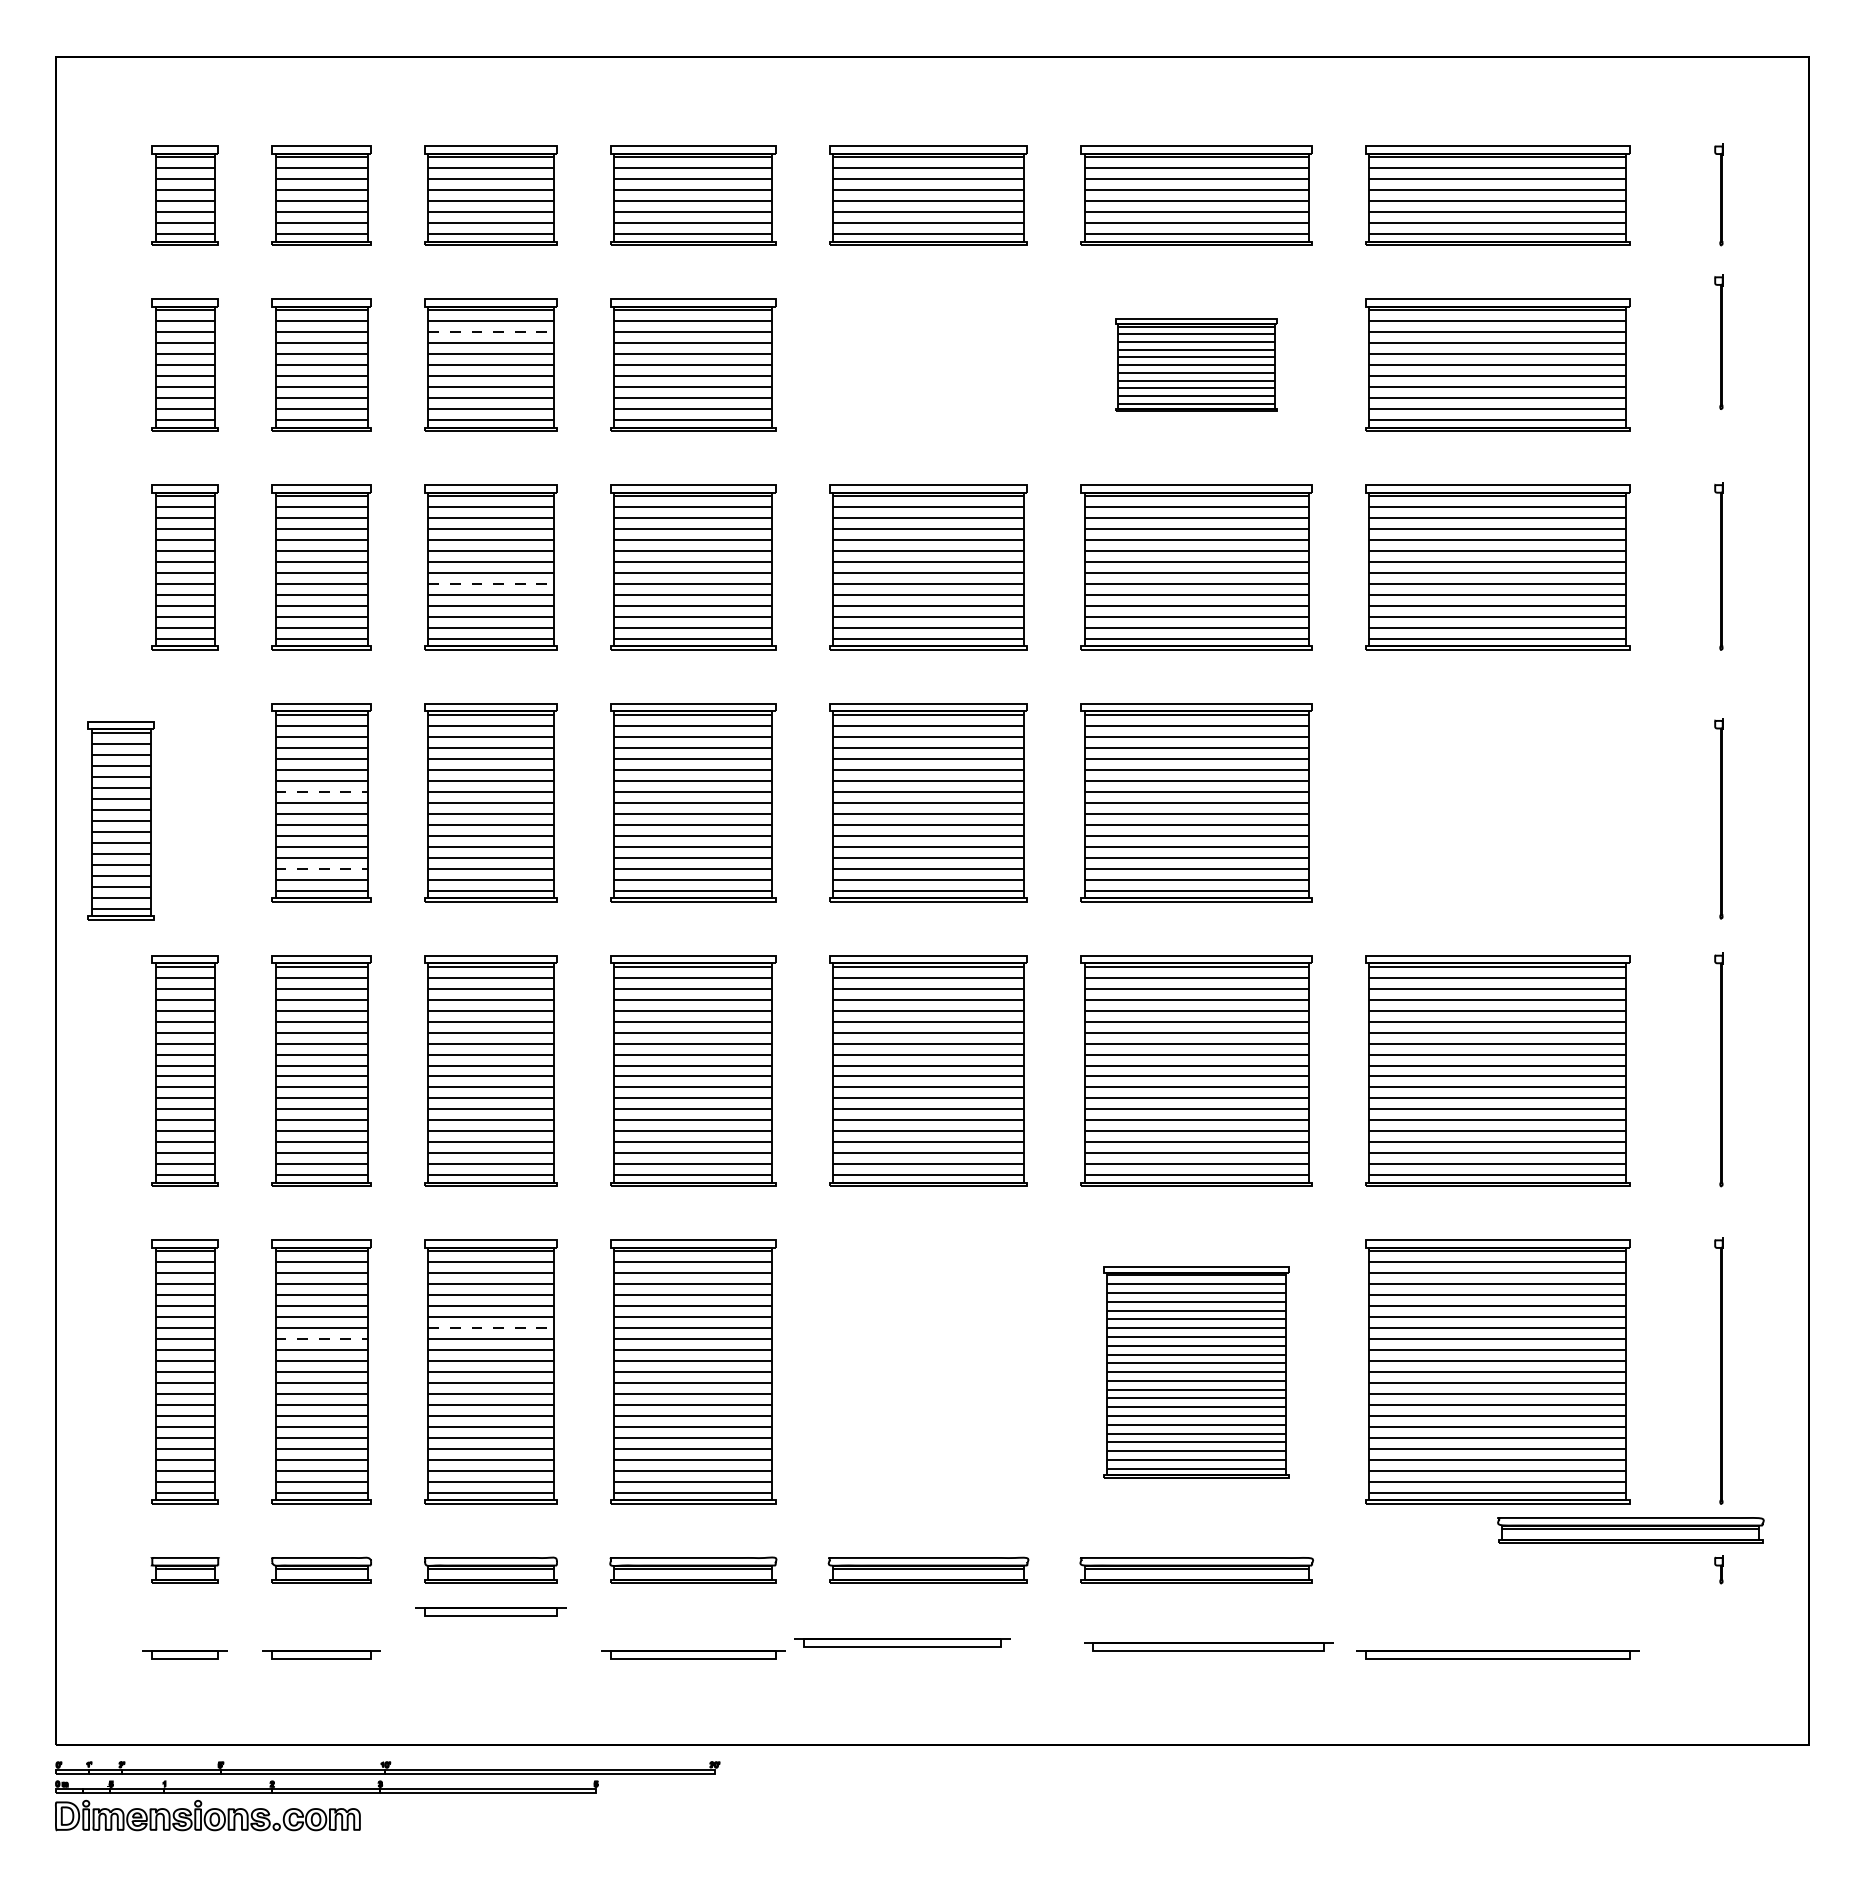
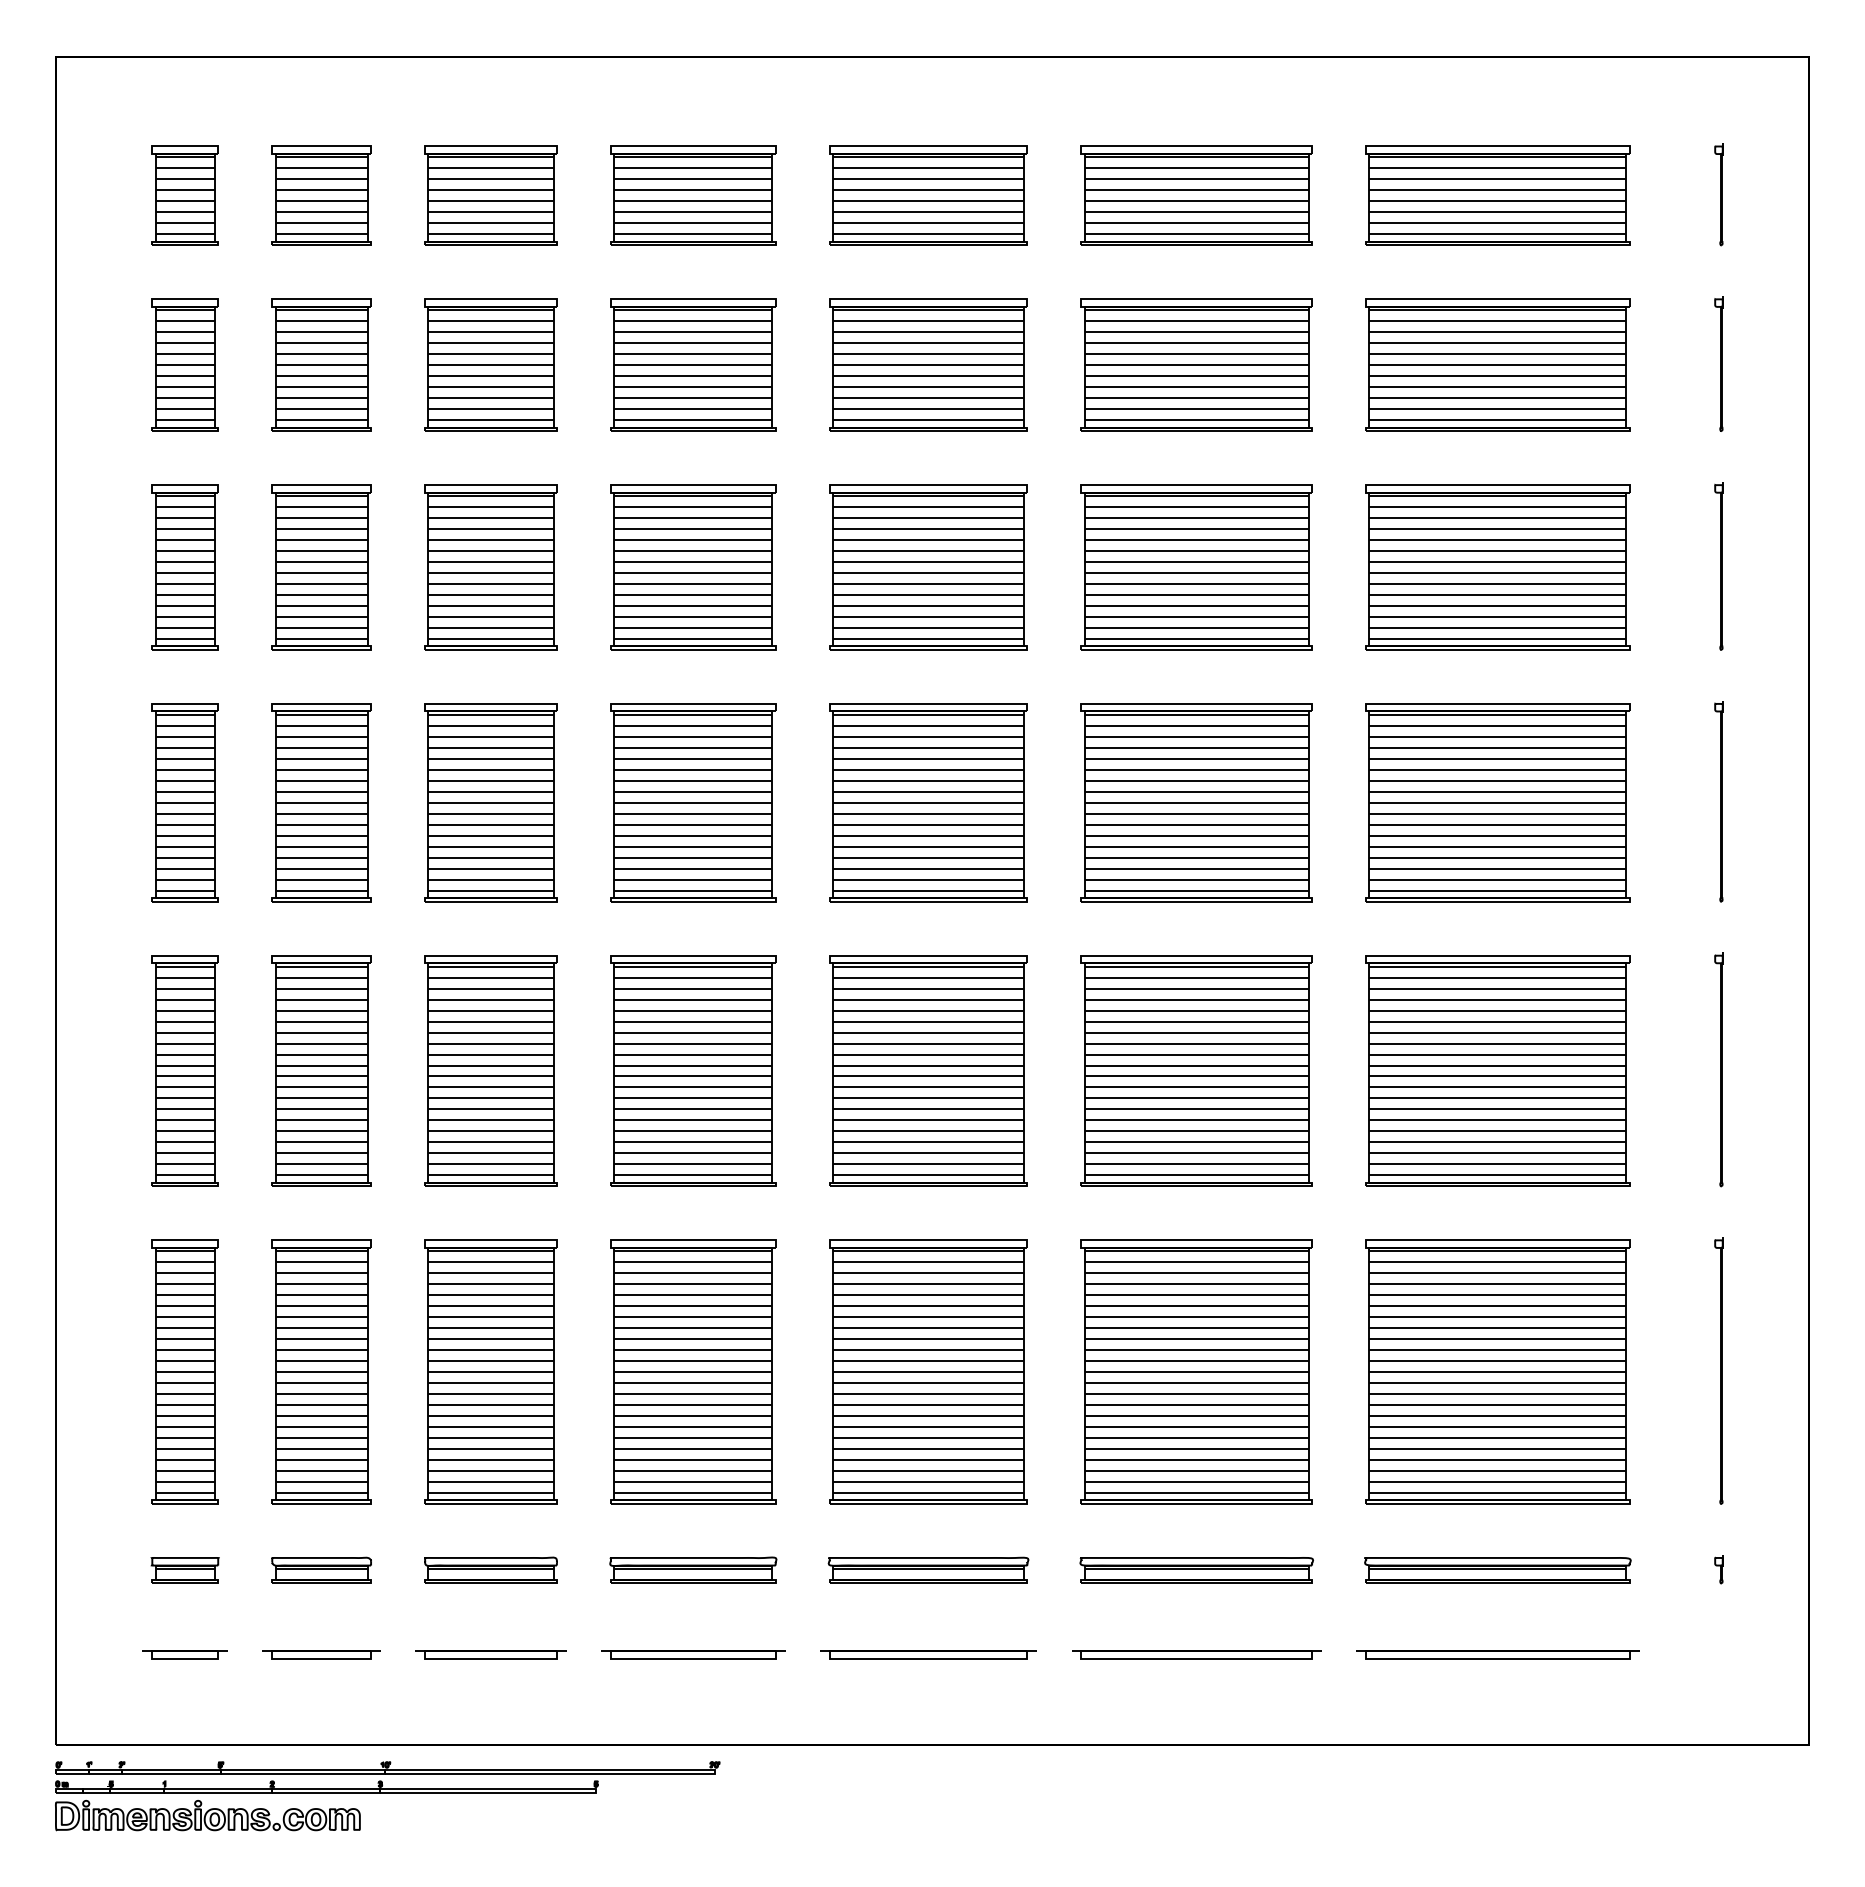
line: dashed -> solid (491, 332)
part position: (1718, 341) -> (1718, 363) (1718, 363)
part: none -> present (928, 364)
part size: 163x94 px -> 233x134 px (1196, 364)
line: dashed -> solid (491, 584)
line: dashed -> solid (322, 791)
part: none -> present (1497, 802)
part position: (1718, 818) -> (1718, 801) (1718, 801)
part position: (120, 820) -> (184, 802) (184, 802)
line: dashed -> solid (322, 868)
line: dashed -> solid (491, 1328)
line: dashed -> solid (322, 1339)
part: none -> present (928, 1371)
part size: 187x213 px -> 233x266 px (1196, 1371)
part position: (1630, 1530) -> (1497, 1570) (1497, 1570)
part position: (490, 1611) -> (490, 1654) (490, 1654)
part position: (902, 1642) -> (928, 1654) (928, 1654)
part position: (1208, 1646) -> (1196, 1654) (1196, 1654)
